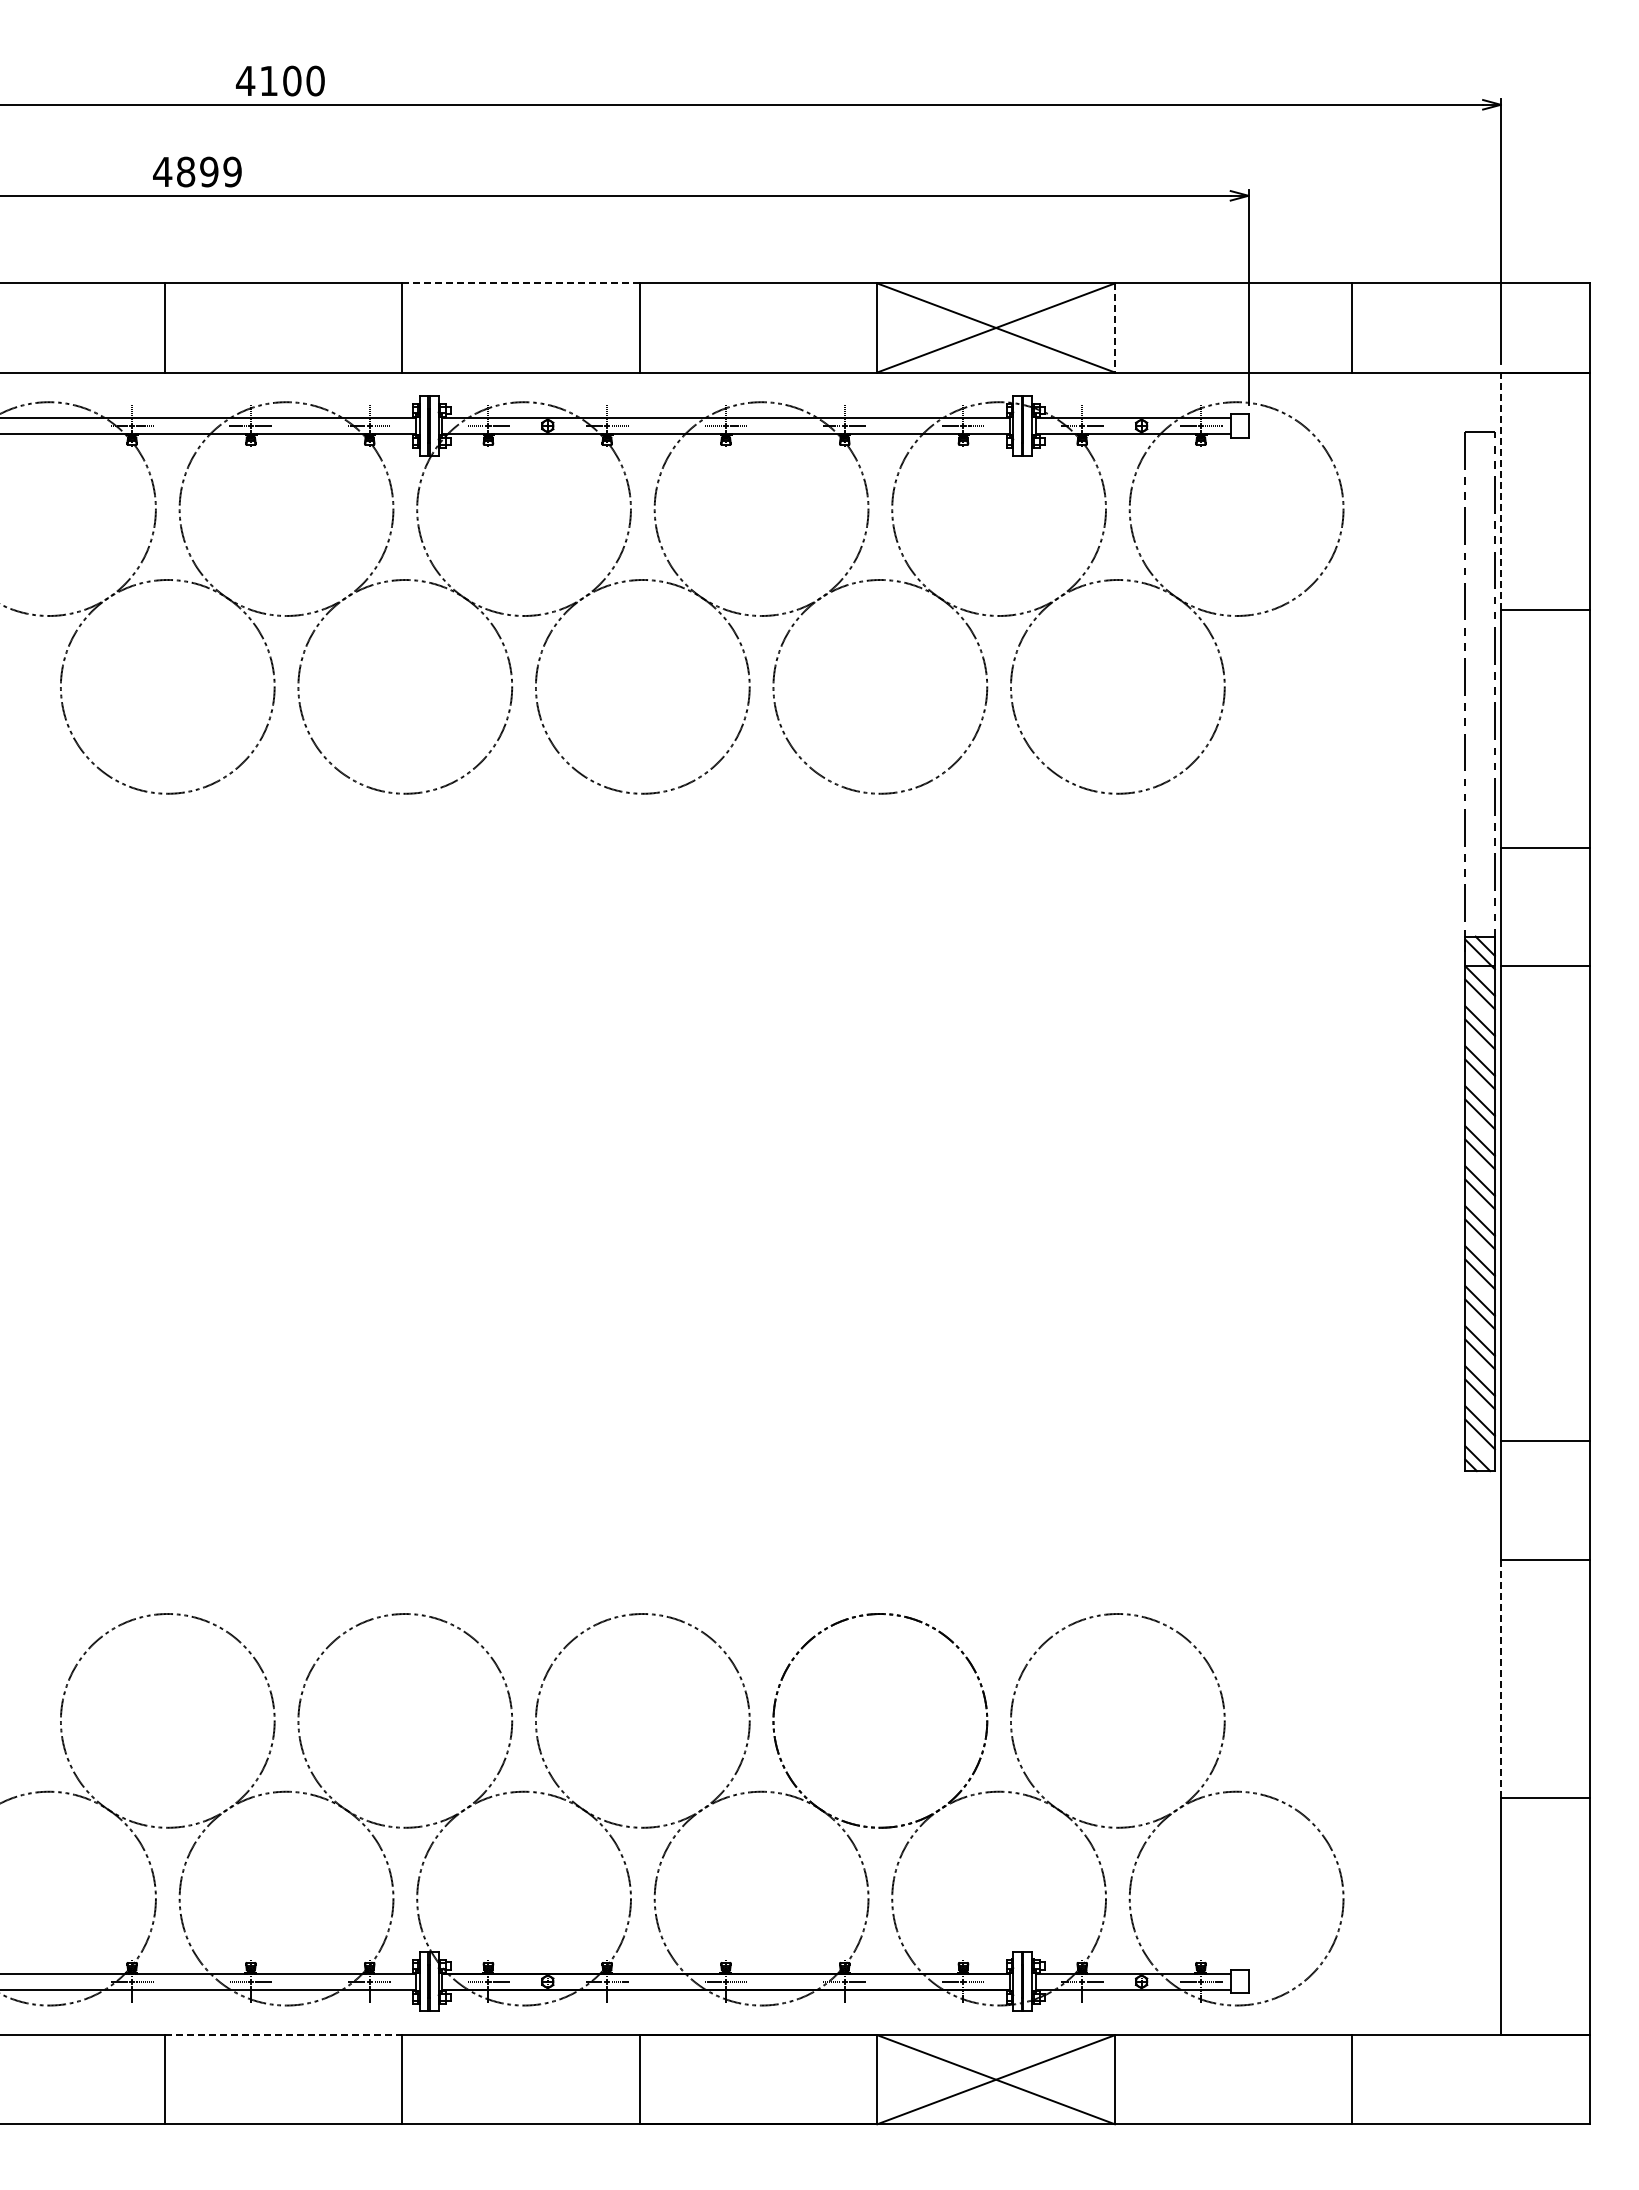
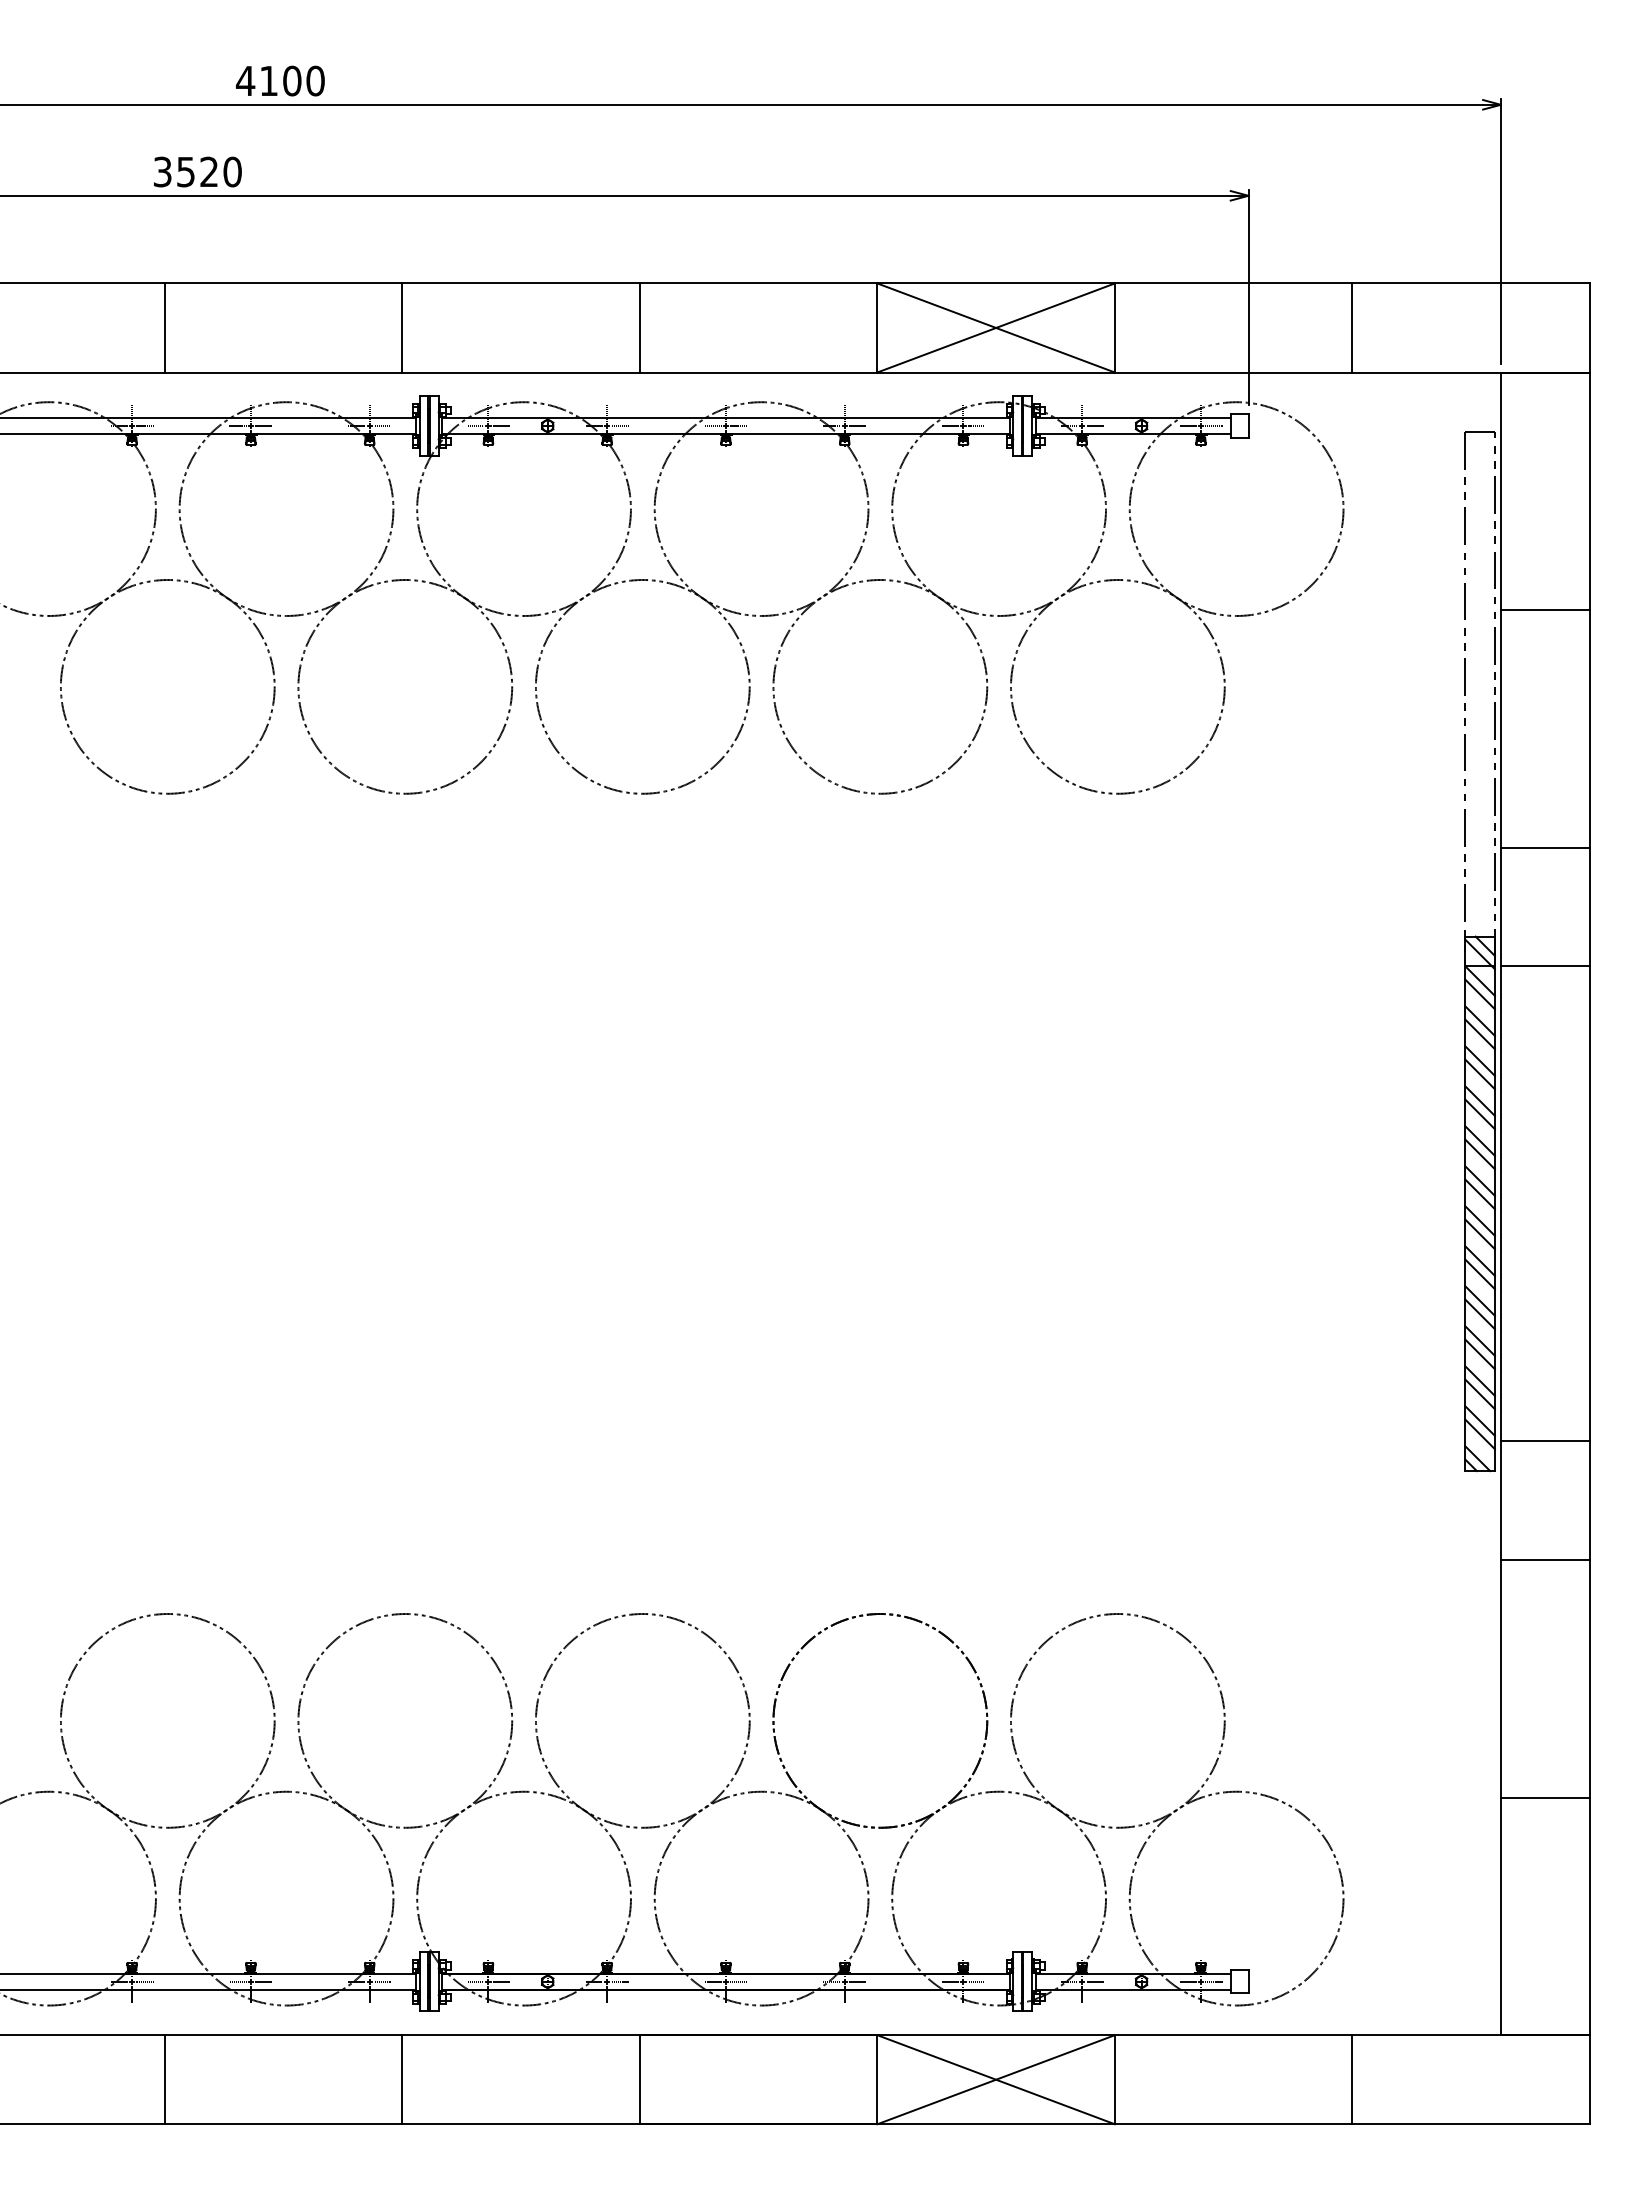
text: 4899 -> 3520 (197, 171)
line: dashed -> solid (521, 283)
line: dashed -> solid (1114, 327)
line: dashed -> solid (1500, 491)
line: dashed -> solid (1500, 1678)
line: dashed -> solid (283, 2035)
